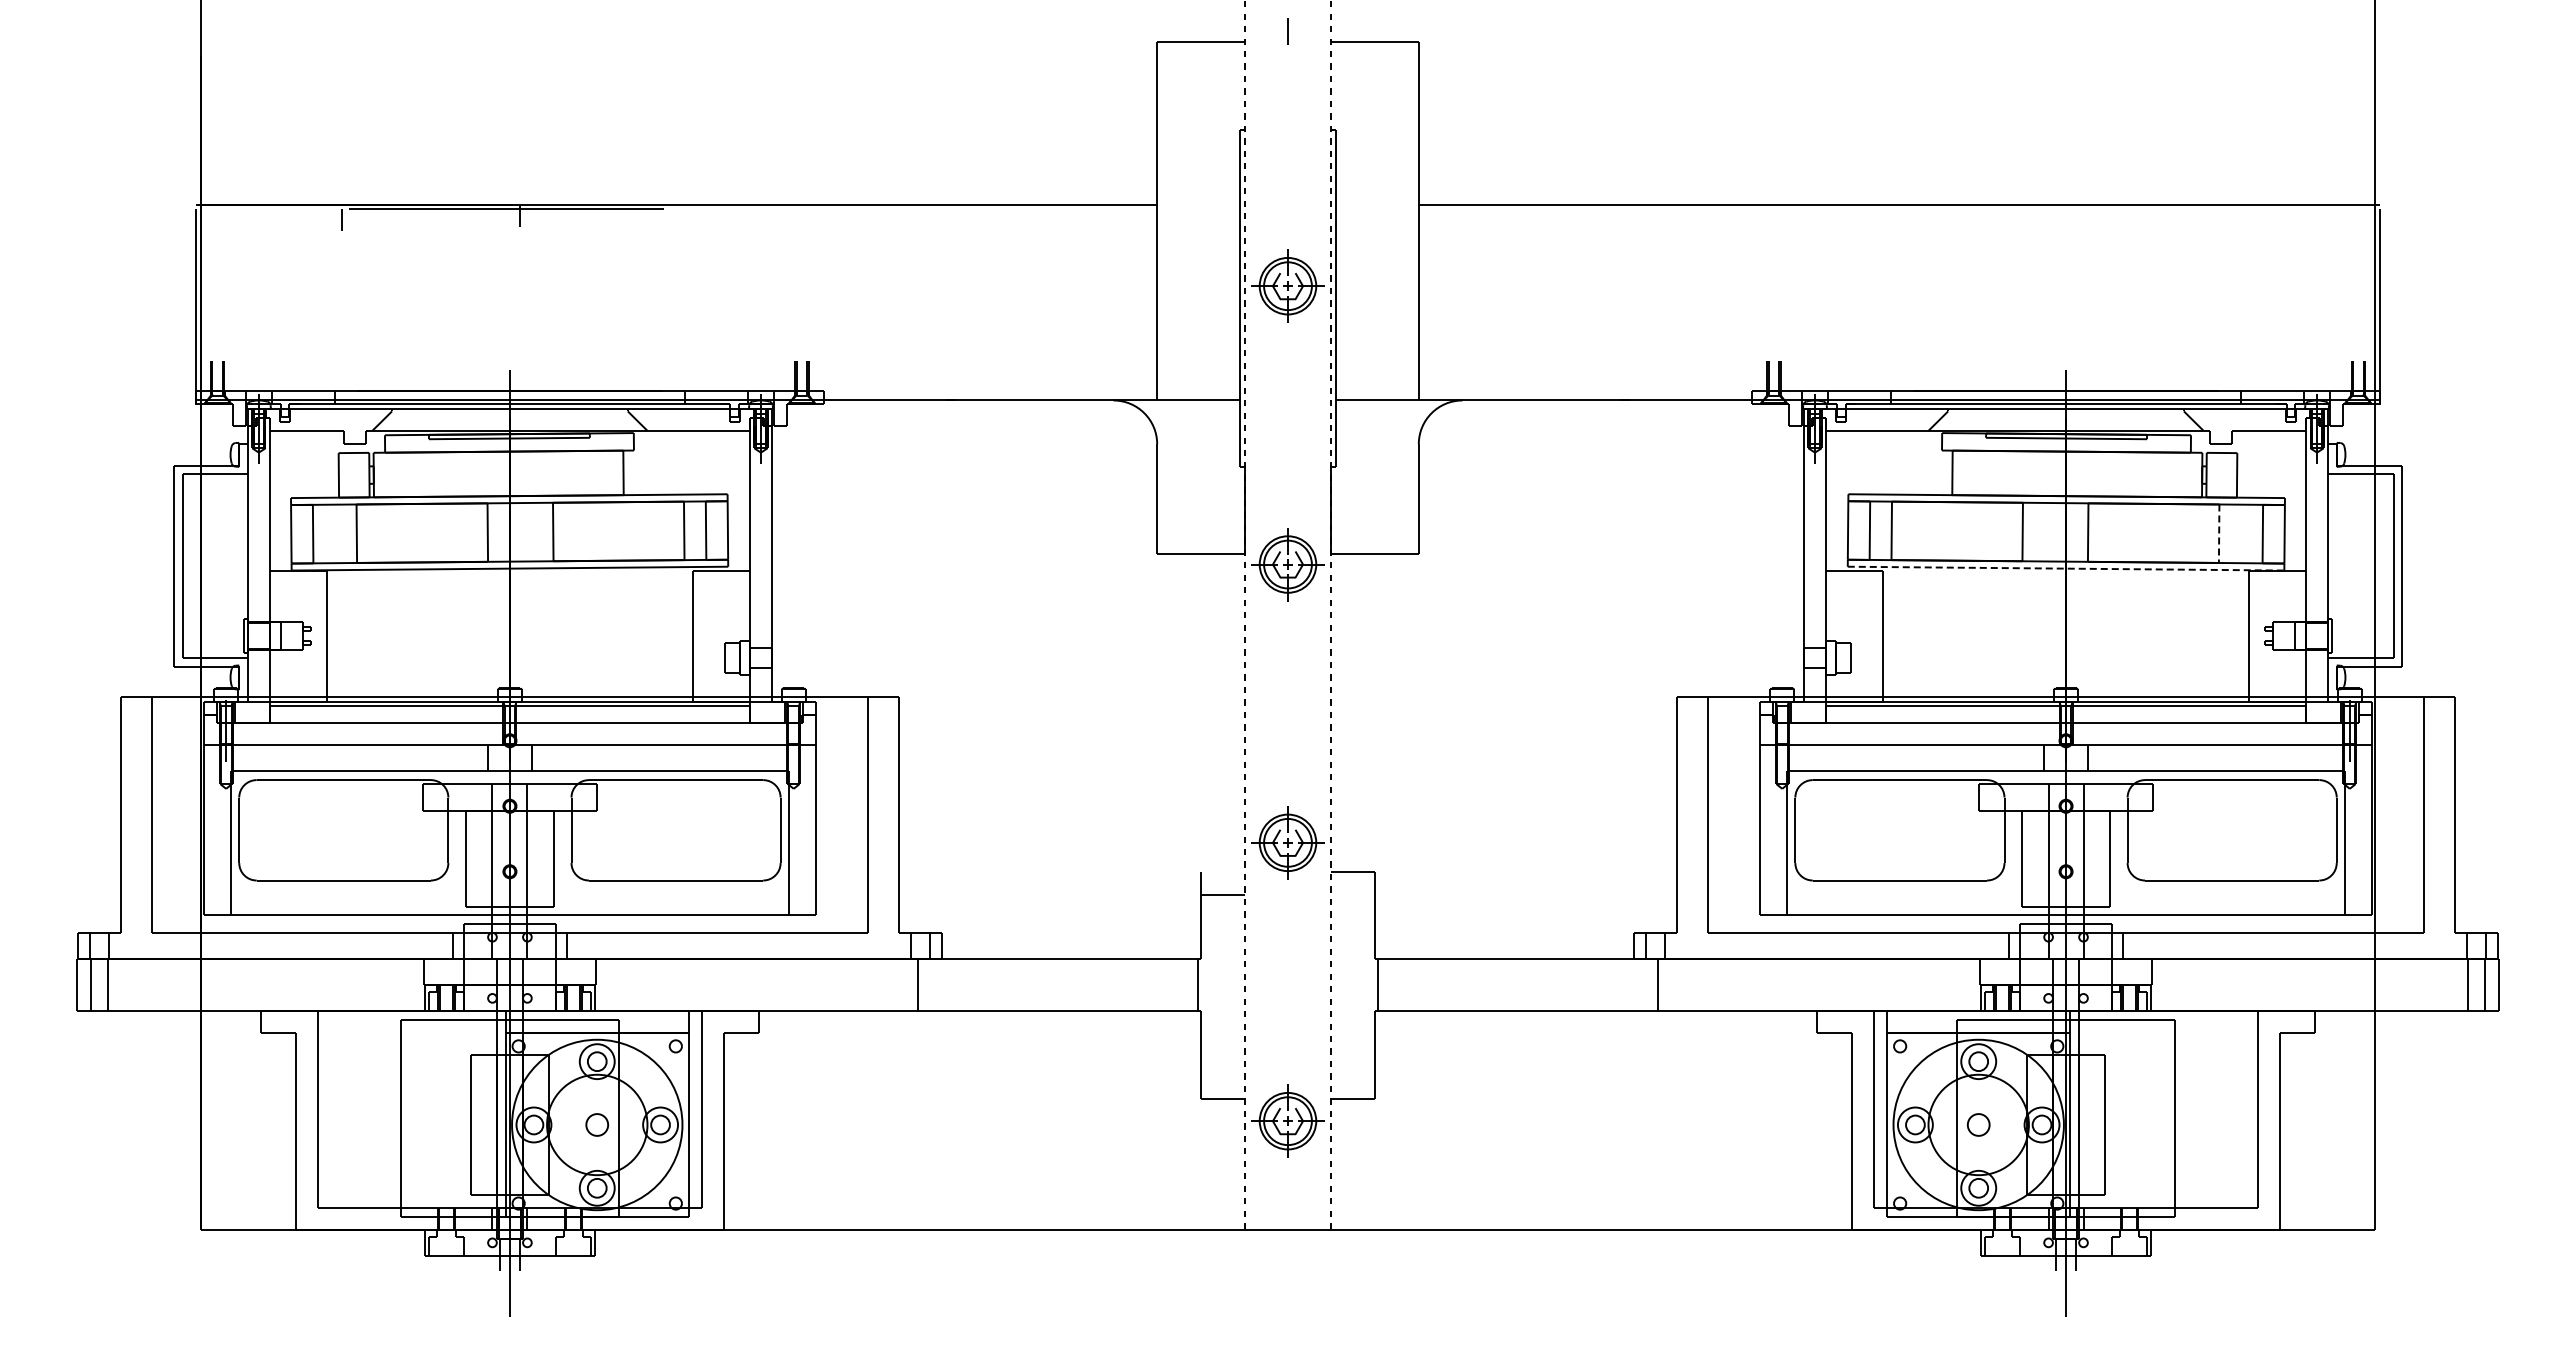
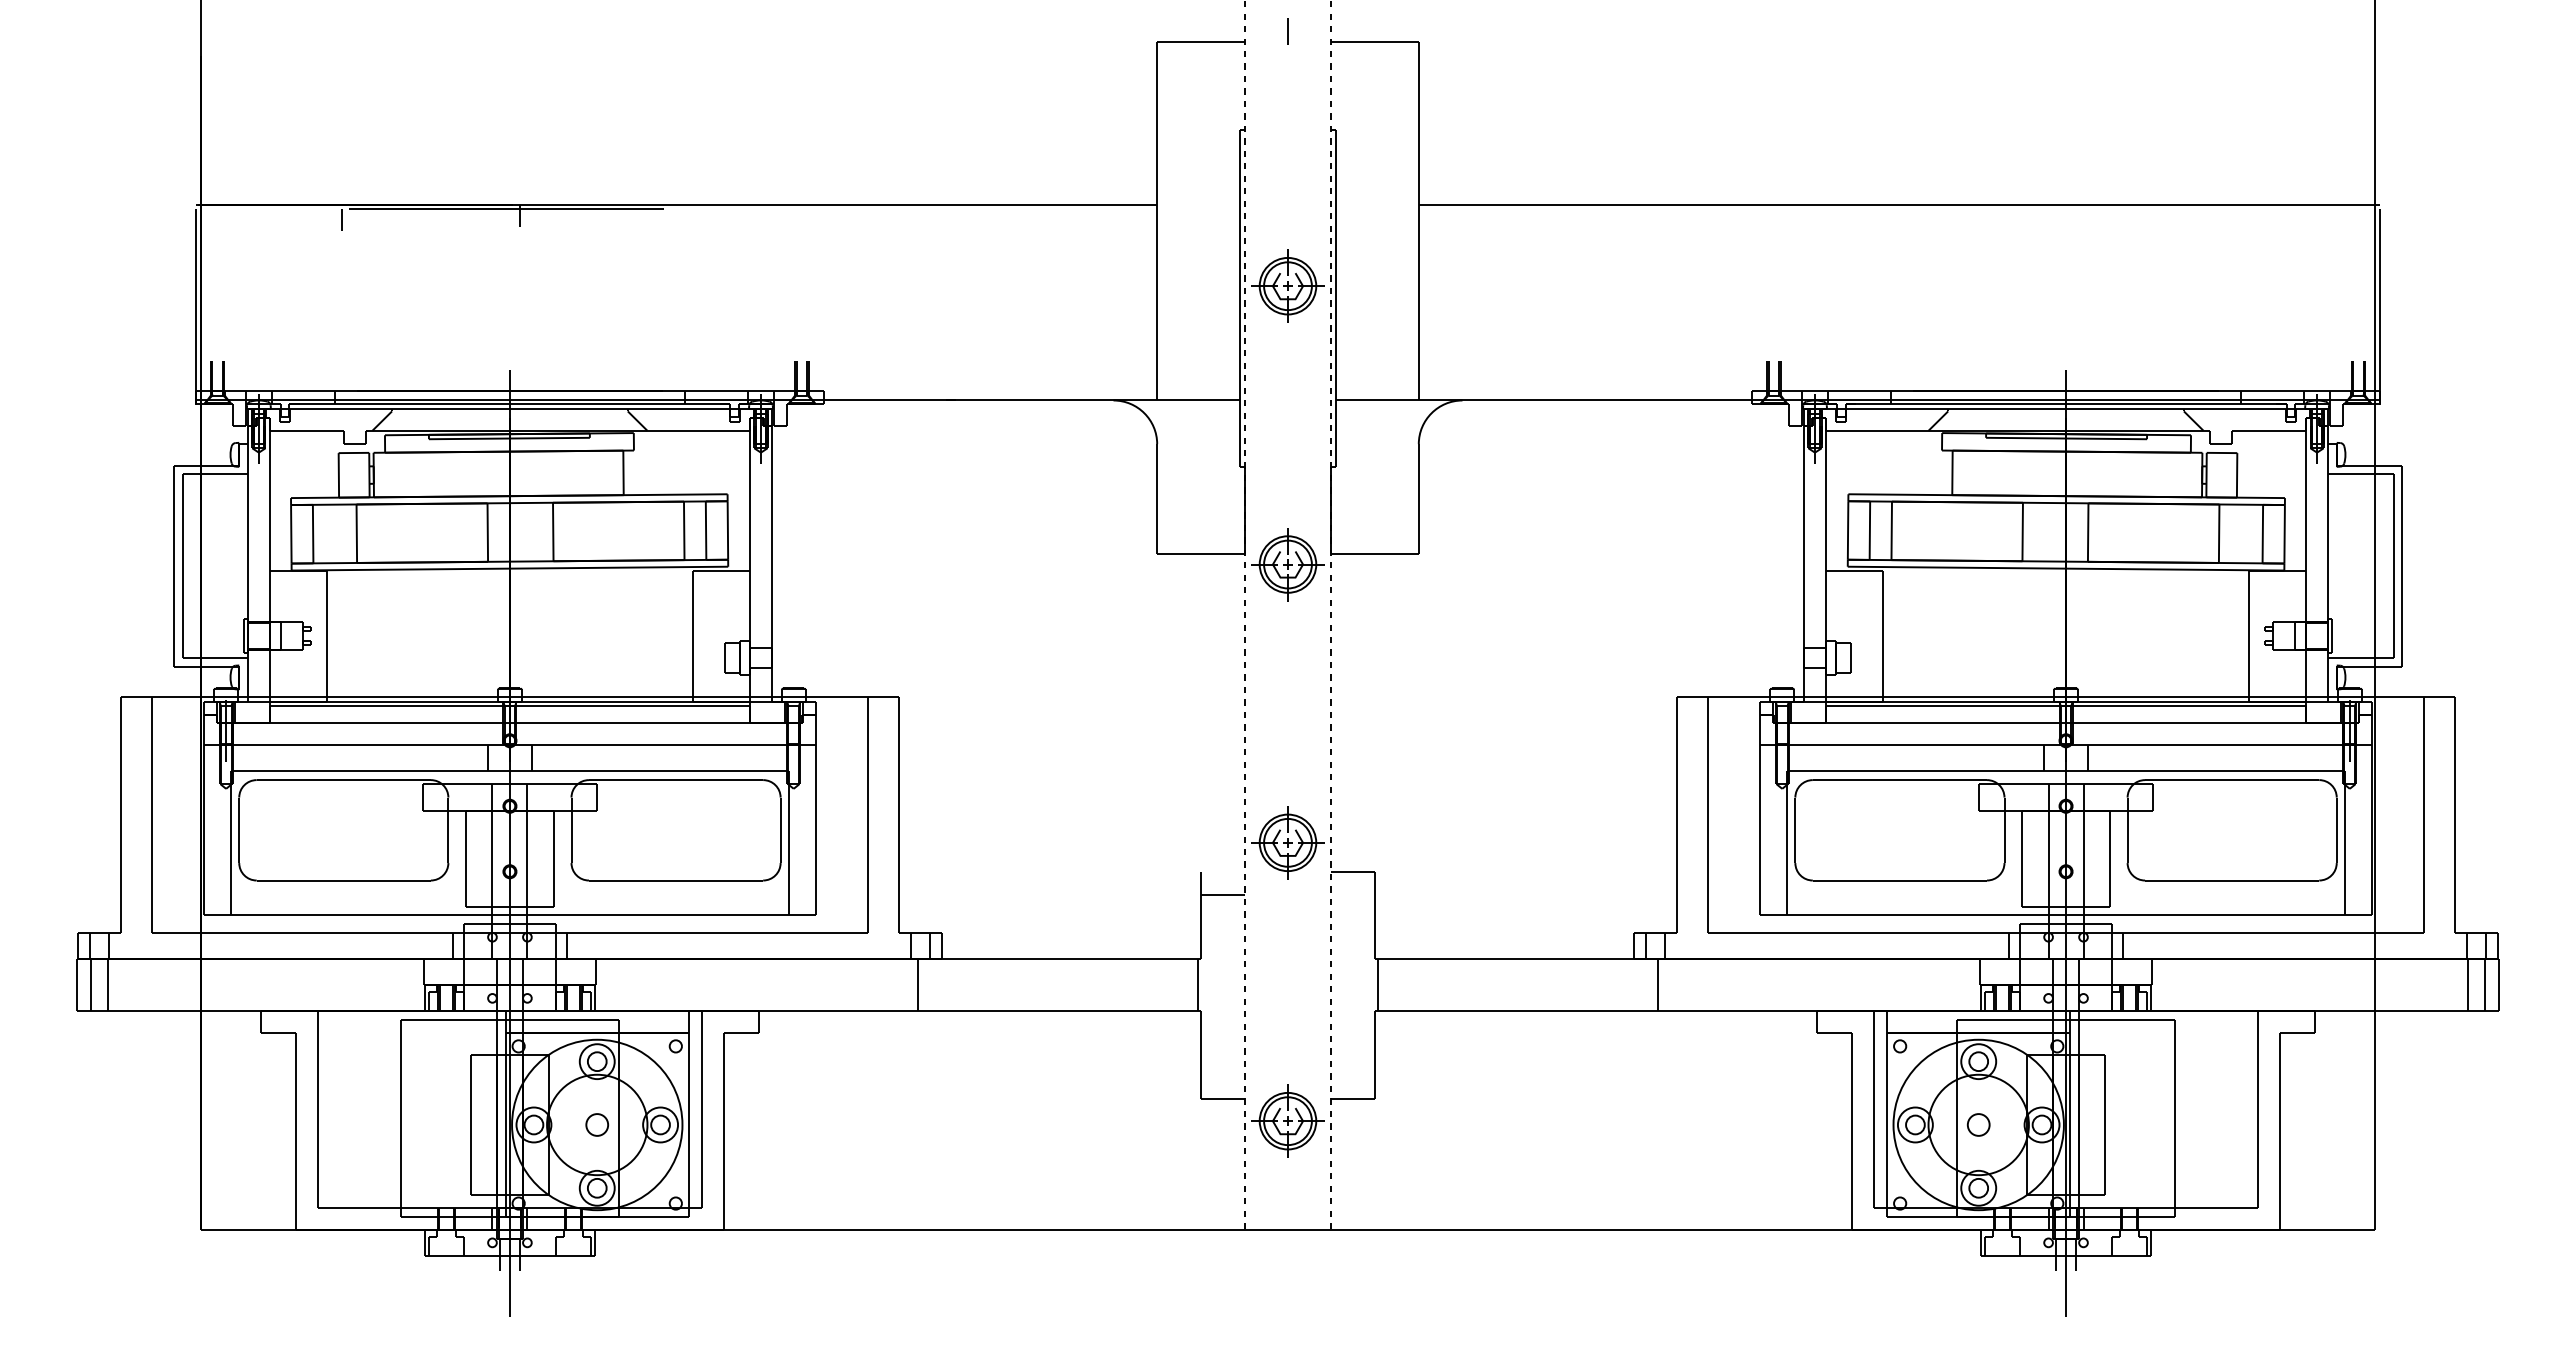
line: dashed -> solid (2219, 534)
line: dashed -> solid (2066, 568)
